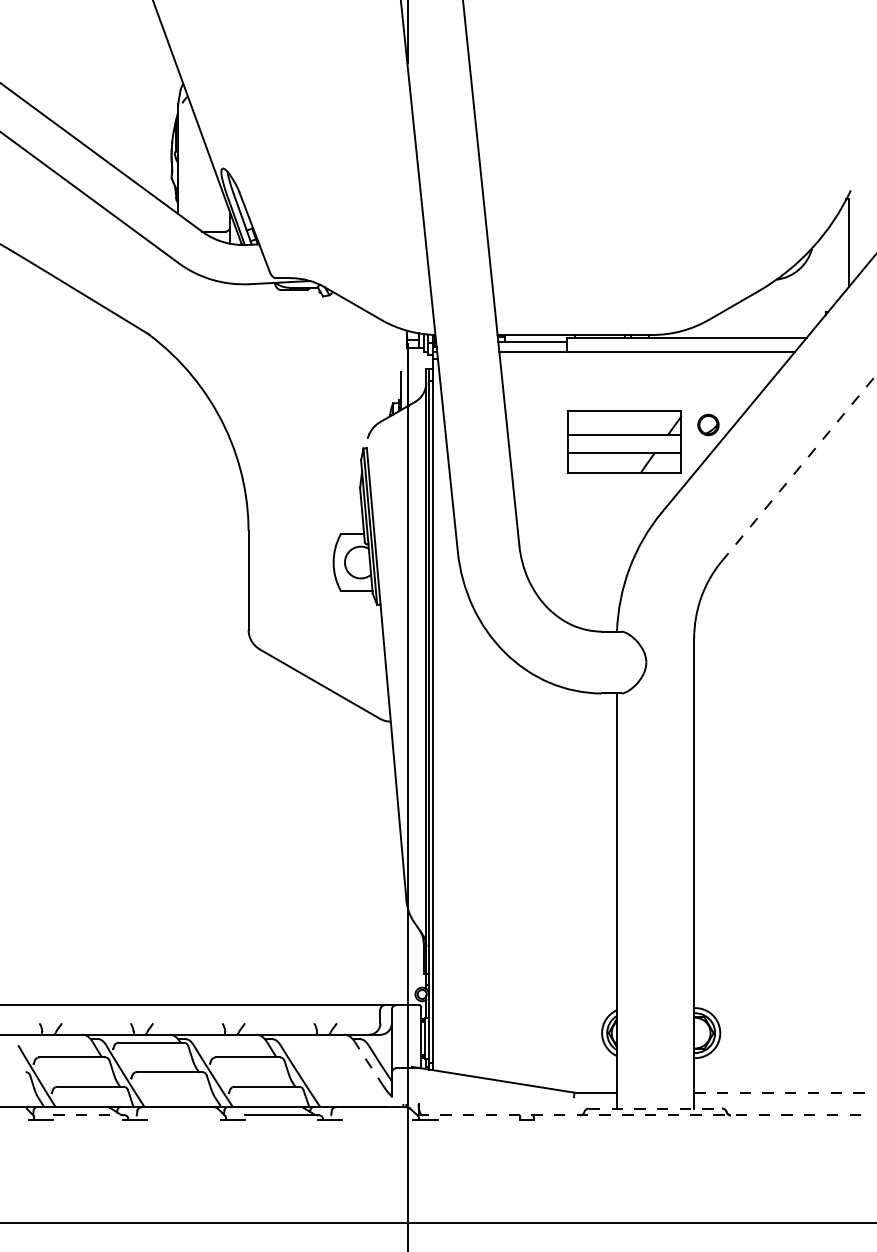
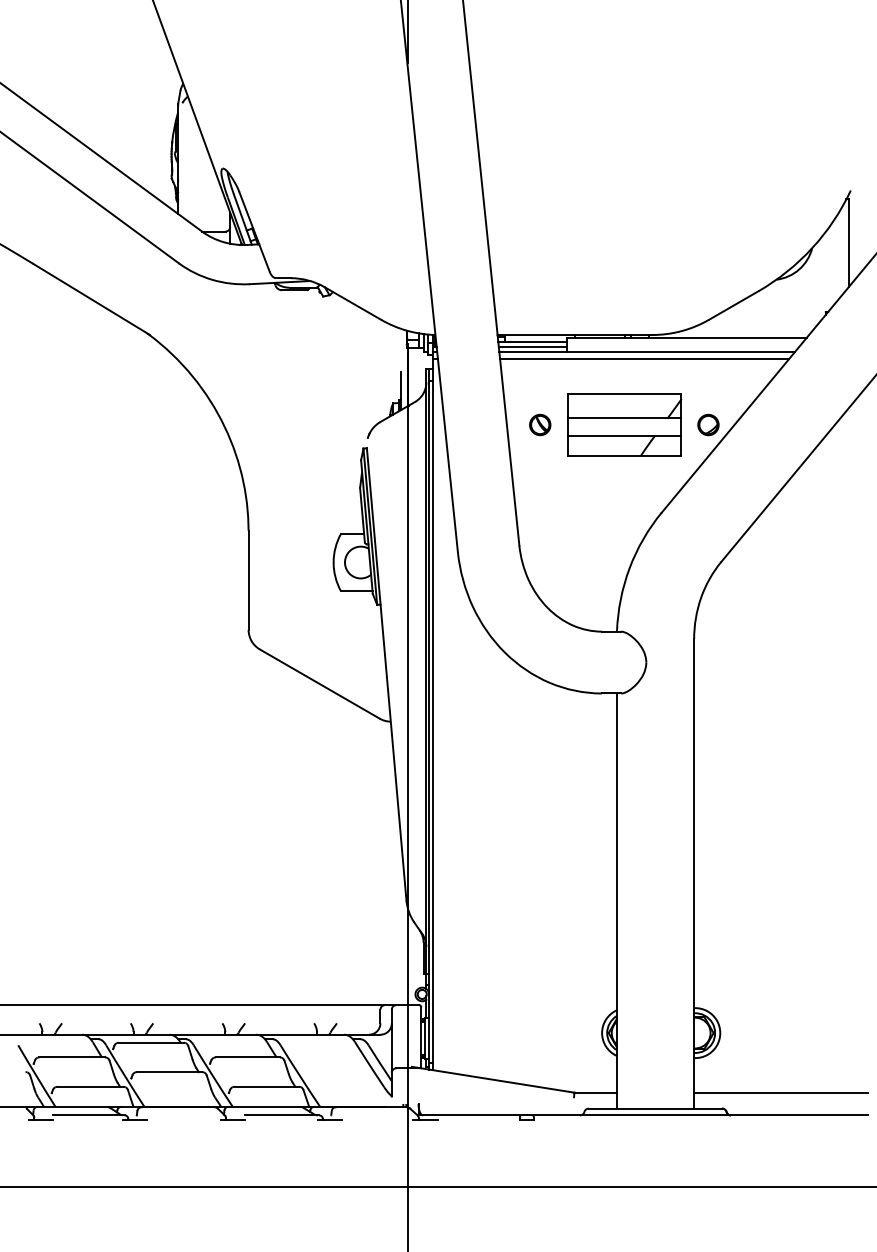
line: none -> present (532, 347)
line: none -> present (644, 358)
part: none -> present (540, 424)
part position: (624, 441) -> (624, 424) (624, 424)
line: dashed -> solid (799, 468)
line: dashed -> solid (369, 1064)
line: dashed -> solid (781, 1092)
line: dashed -> solid (655, 1108)
line: dashed -> solid (88, 1115)
line: dashed -> solid (643, 1115)
line position: (437, 1223) -> (437, 1187) (437, 1187)
